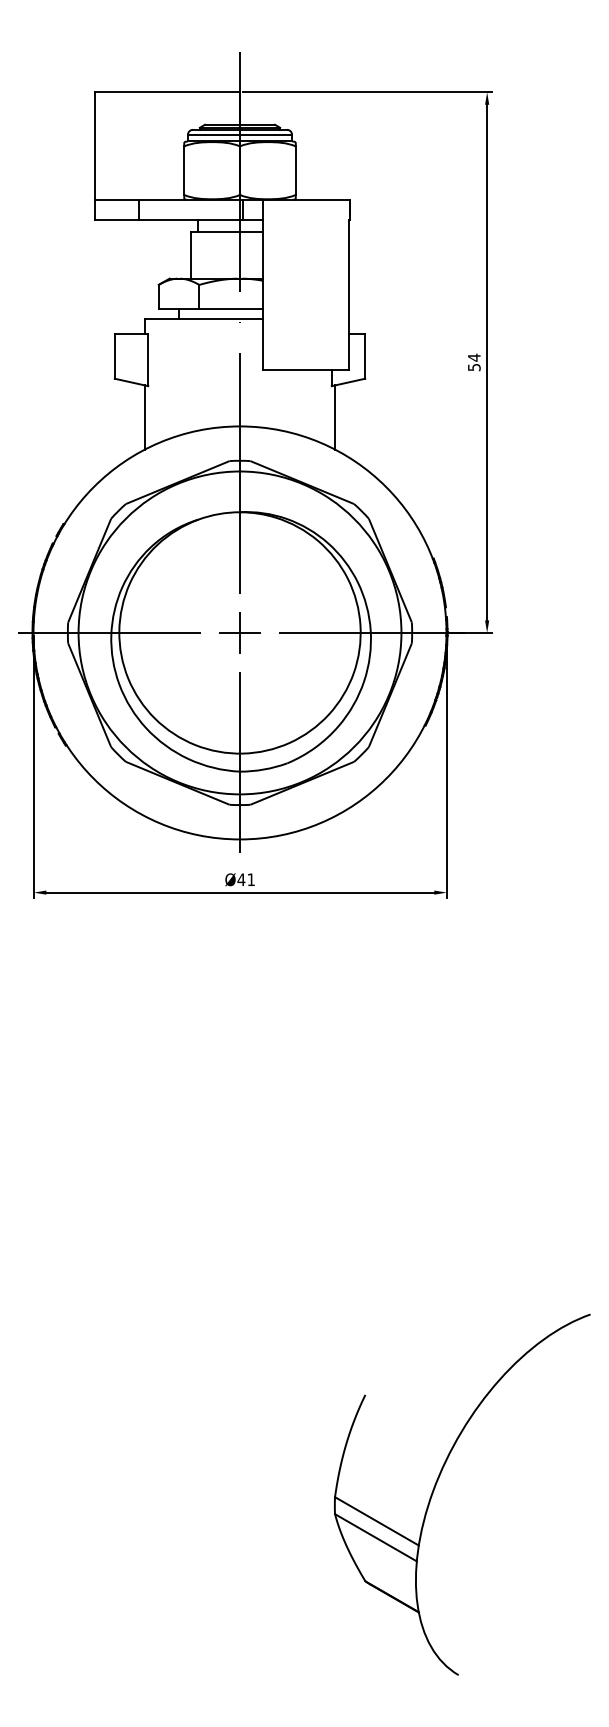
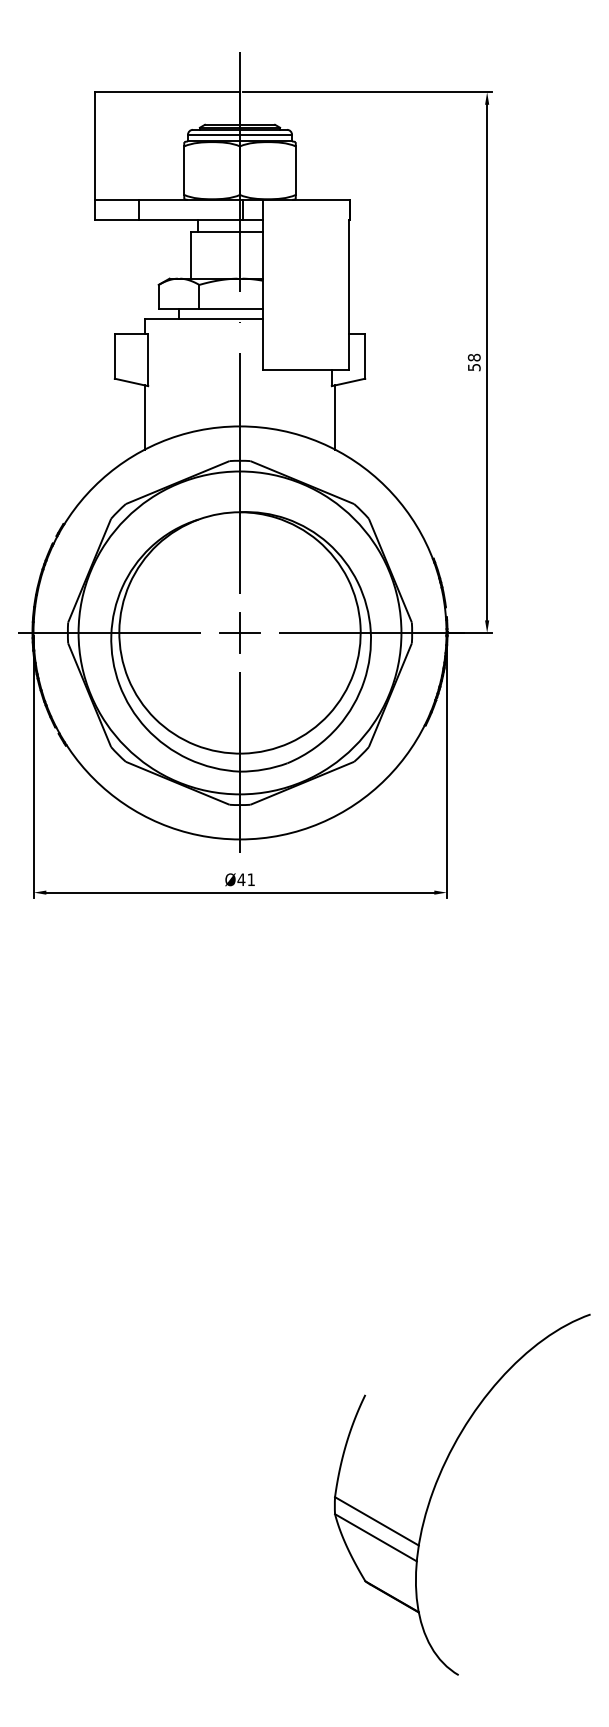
text: 54 -> 58 (473, 357)
